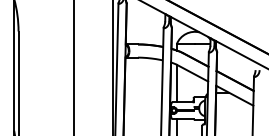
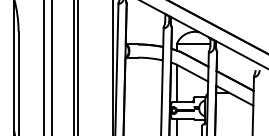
line: none -> present (43, 67)
line: none -> present (51, 67)
line: none -> present (77, 67)
